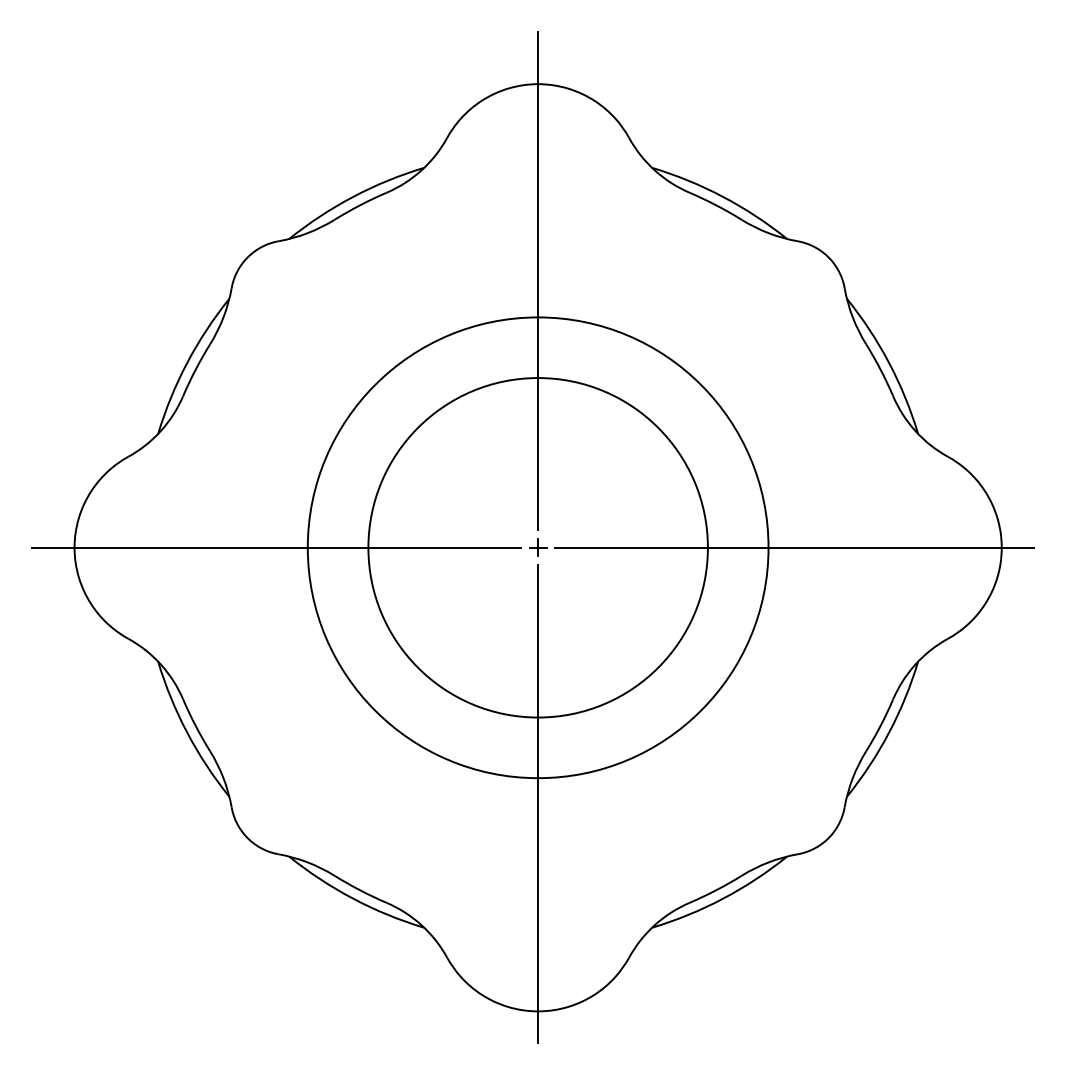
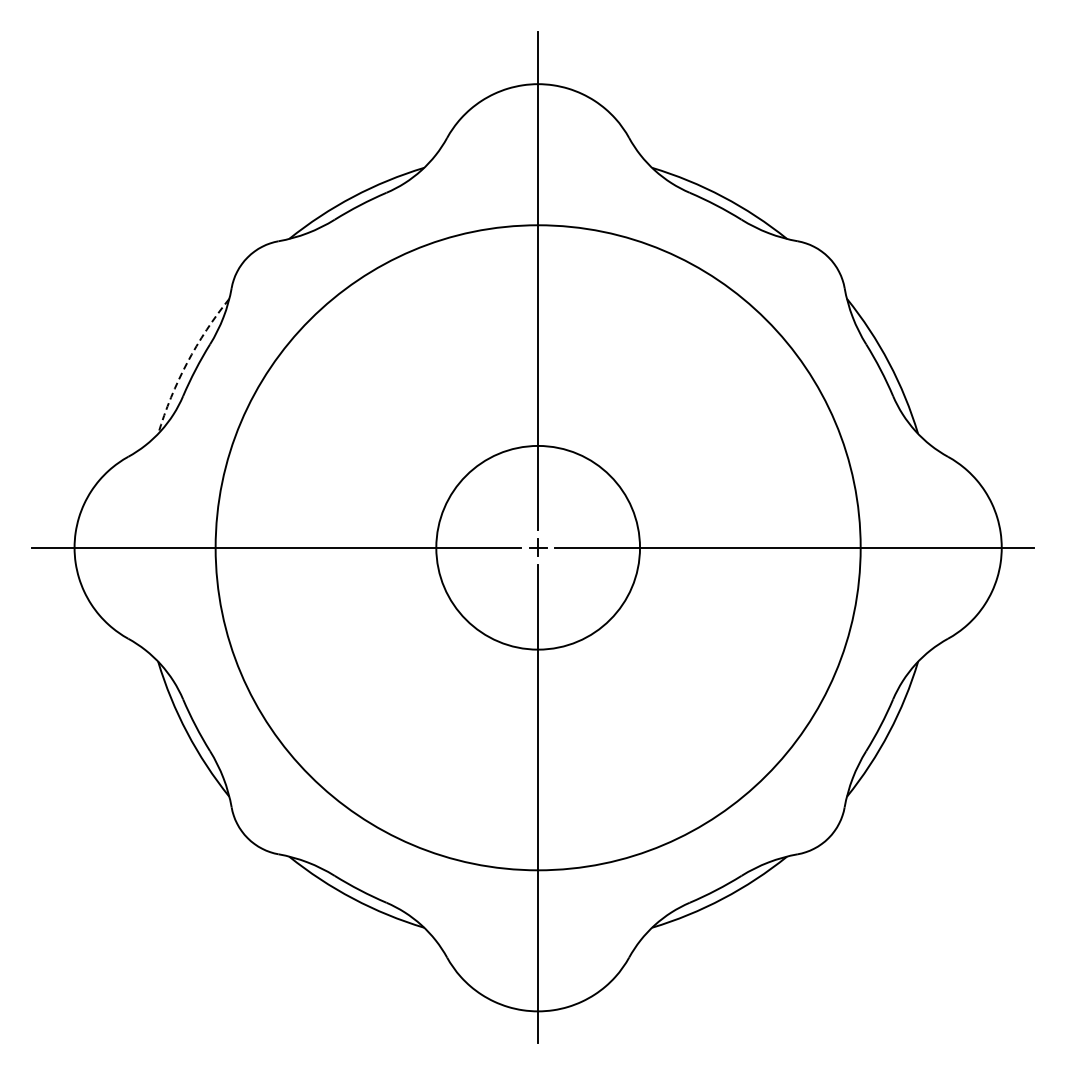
arc: solid -> dashed (187, 362)
circle diameter: 339 px -> 204 px (538, 547)
circle diameter: 461 px -> 645 px (537, 547)
